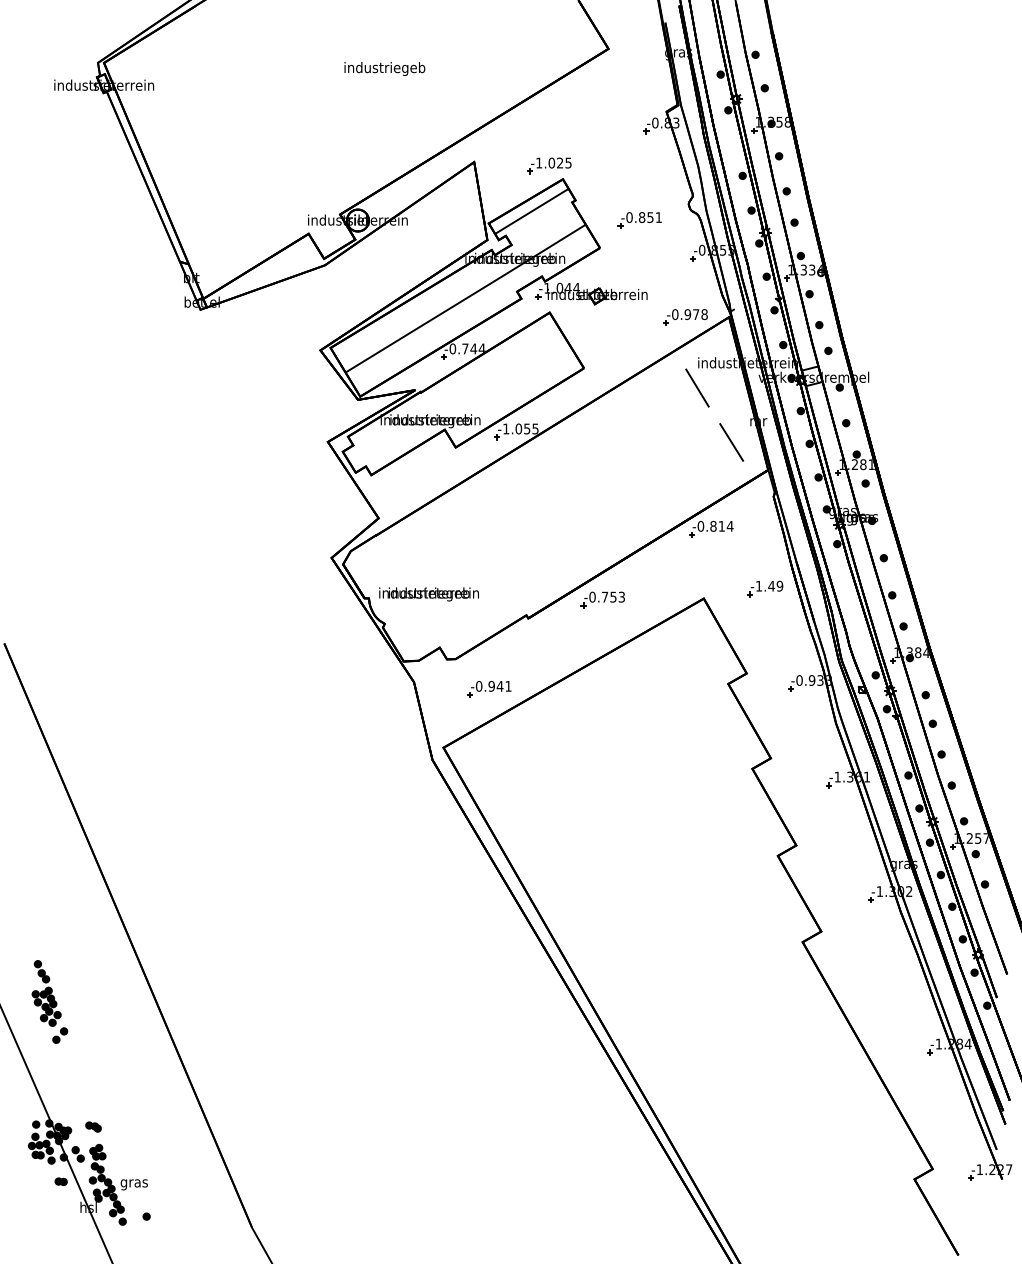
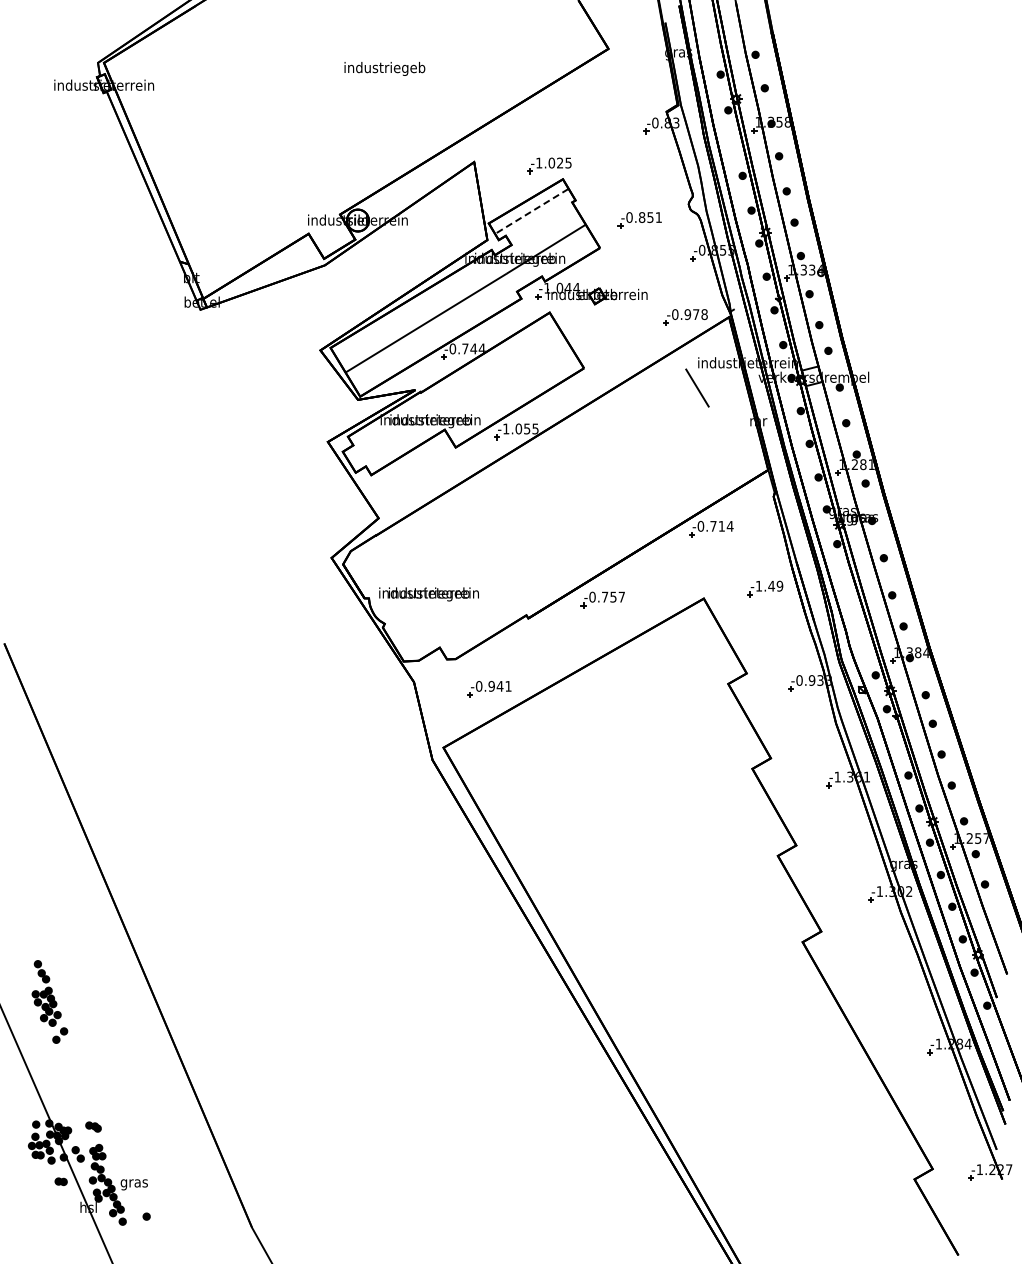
line: solid -> dashed (531, 211)
line: present -> none (731, 442)
text: -0.814 -> -0.714 (713, 525)
text: -0.753 -> -0.757 (621, 596)
